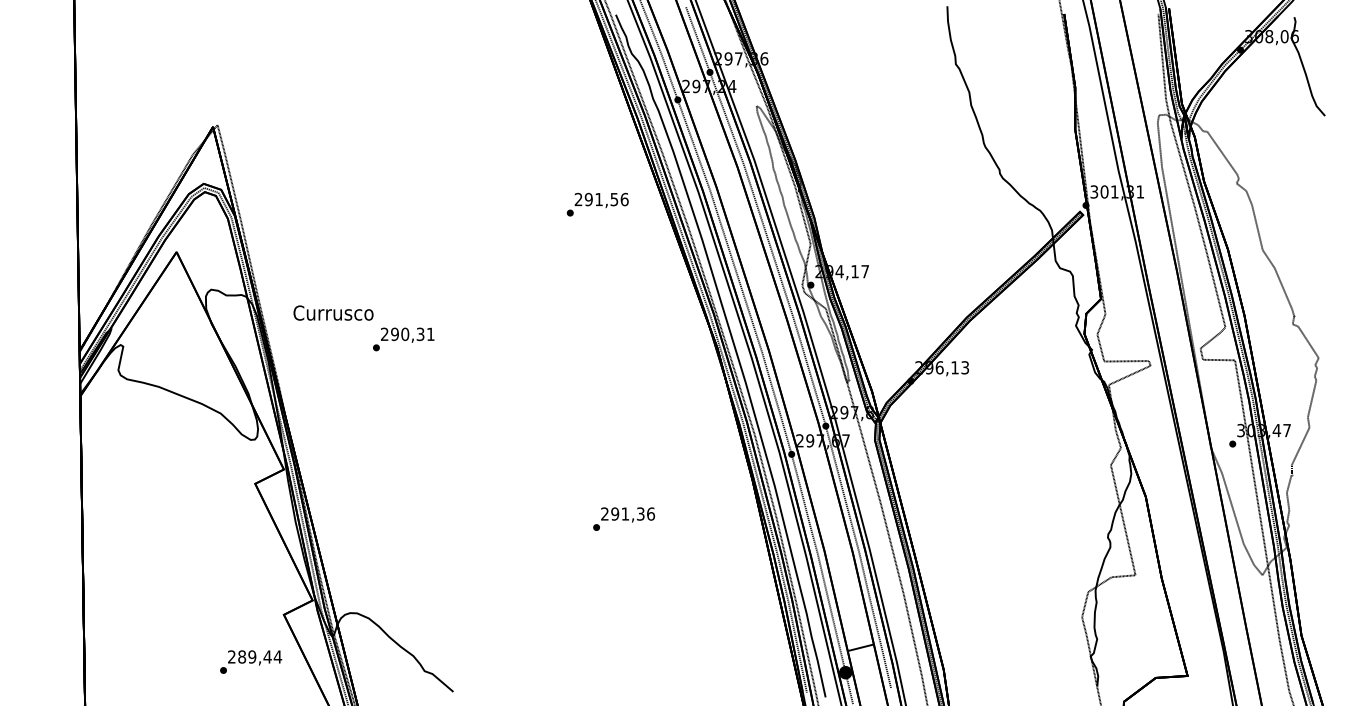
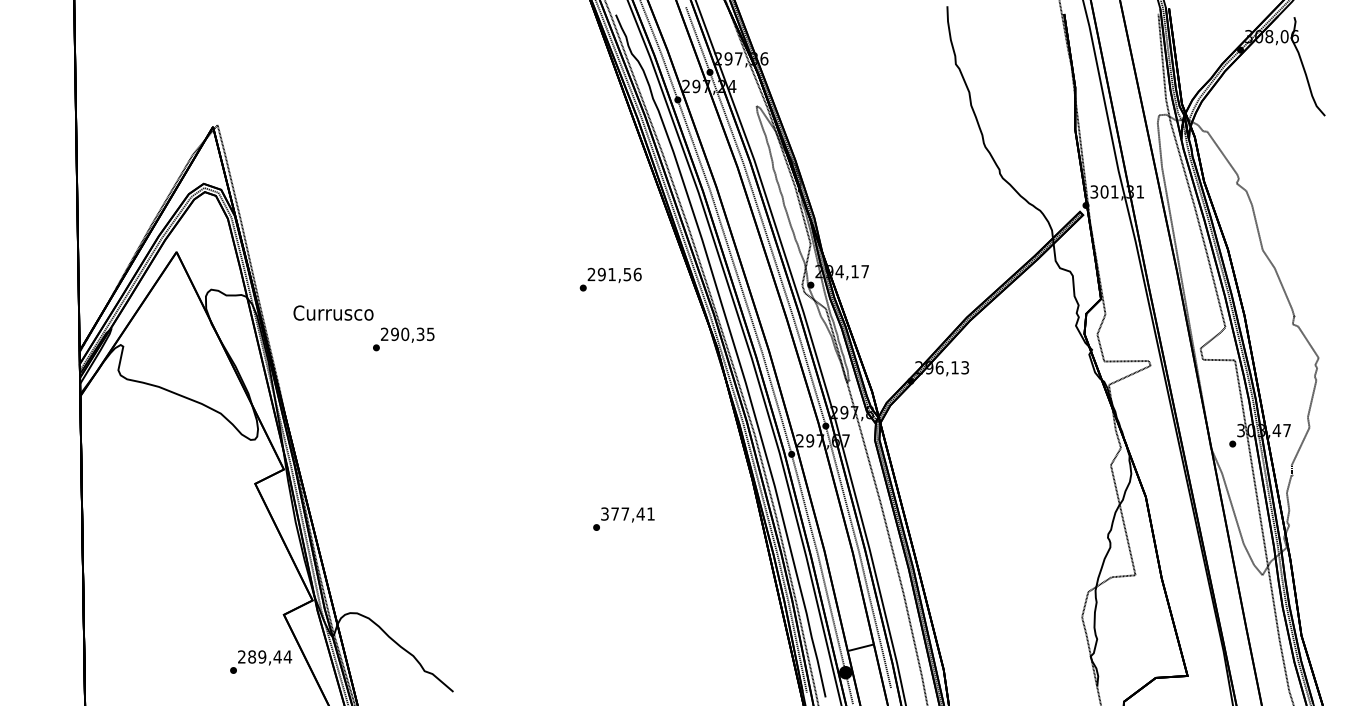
text position: (597, 204) -> (610, 279) (610, 279)
text: 290,31 -> 290,35 (430, 334)
text: 291,36 -> 377,41 (628, 513)
text position: (251, 661) -> (261, 661) (261, 661)
